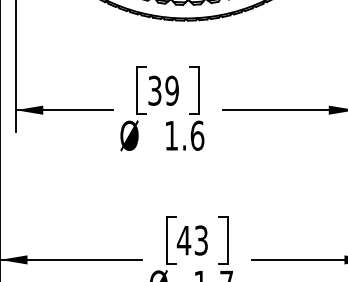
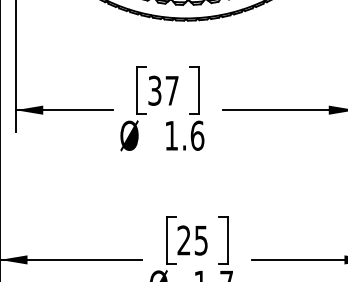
text: 39 -> 37 (171, 90)
text: 43 -> 25 (191, 240)
